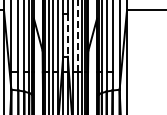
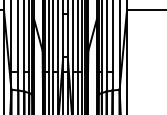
line: dashed -> solid (67, 36)
line: dashed -> solid (77, 36)
